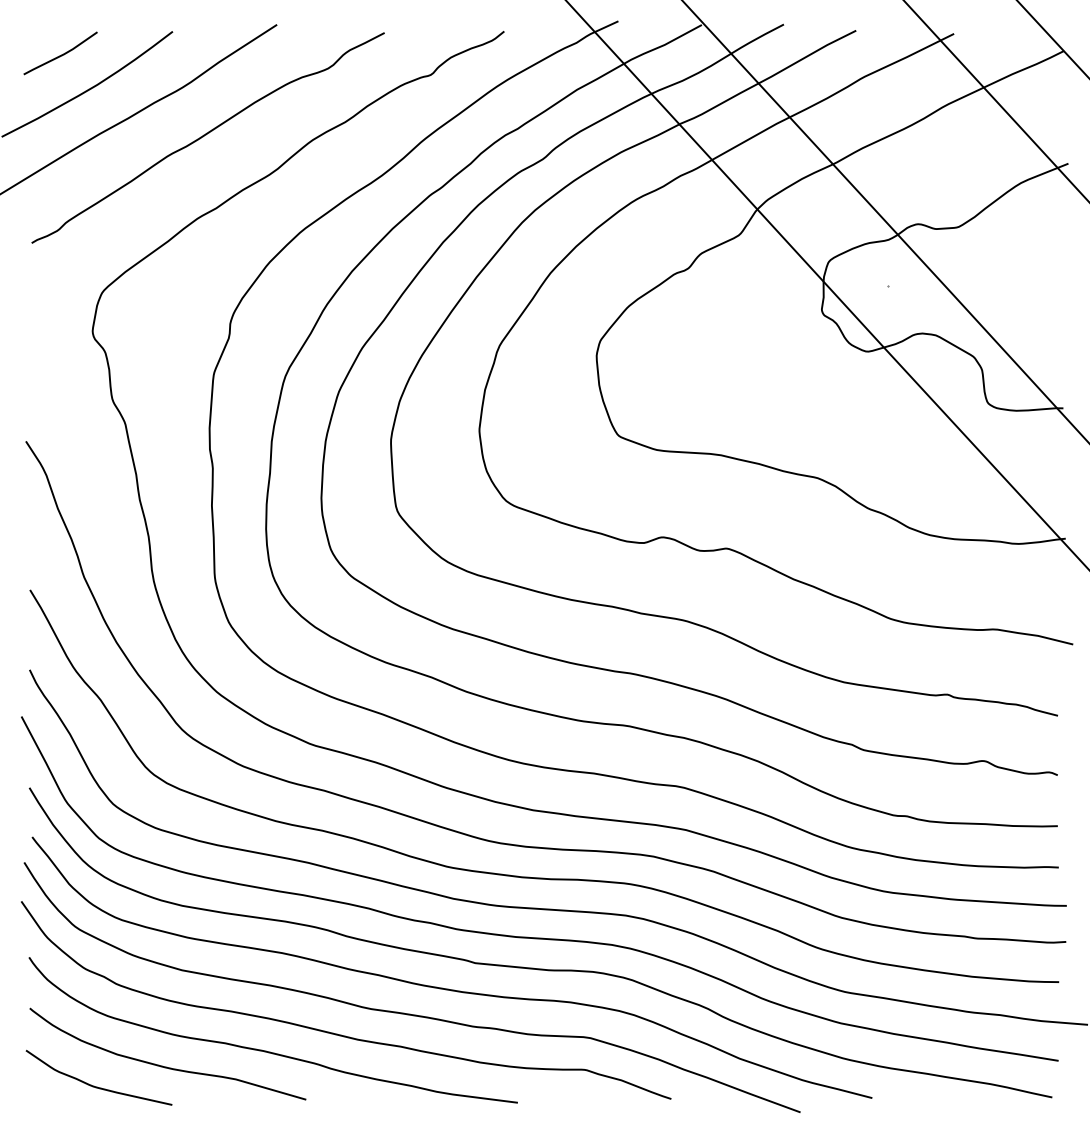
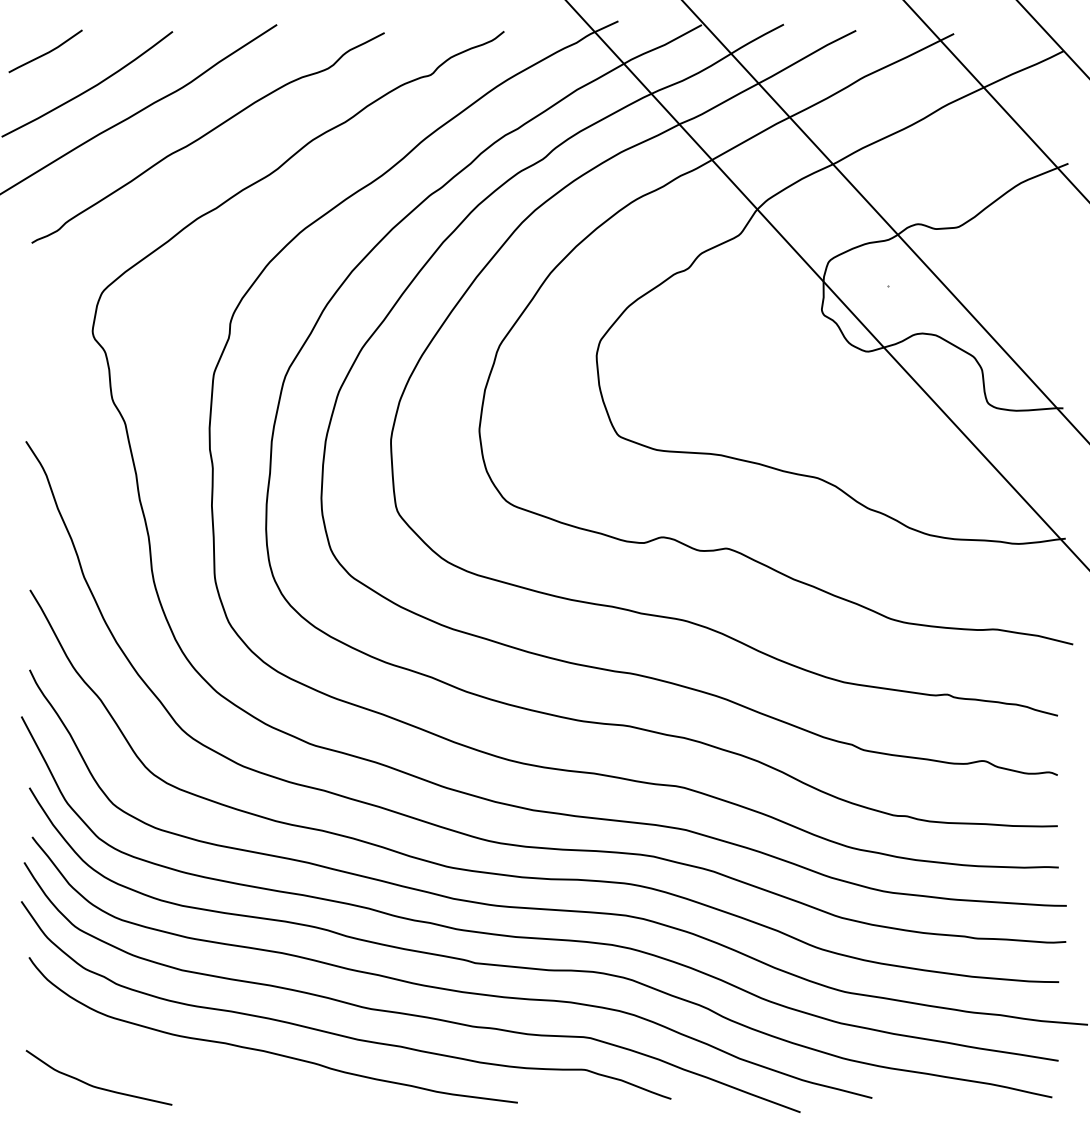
line position: (61, 54) -> (46, 52) (46, 52)
curve: present -> none (162, 1065)
